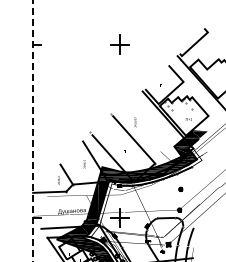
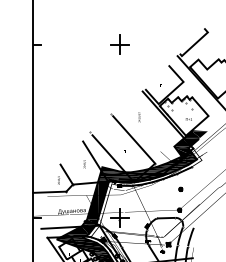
text position: (135, 122) -> (139, 117) (139, 117)
line: dashed -> solid (33, 131)
